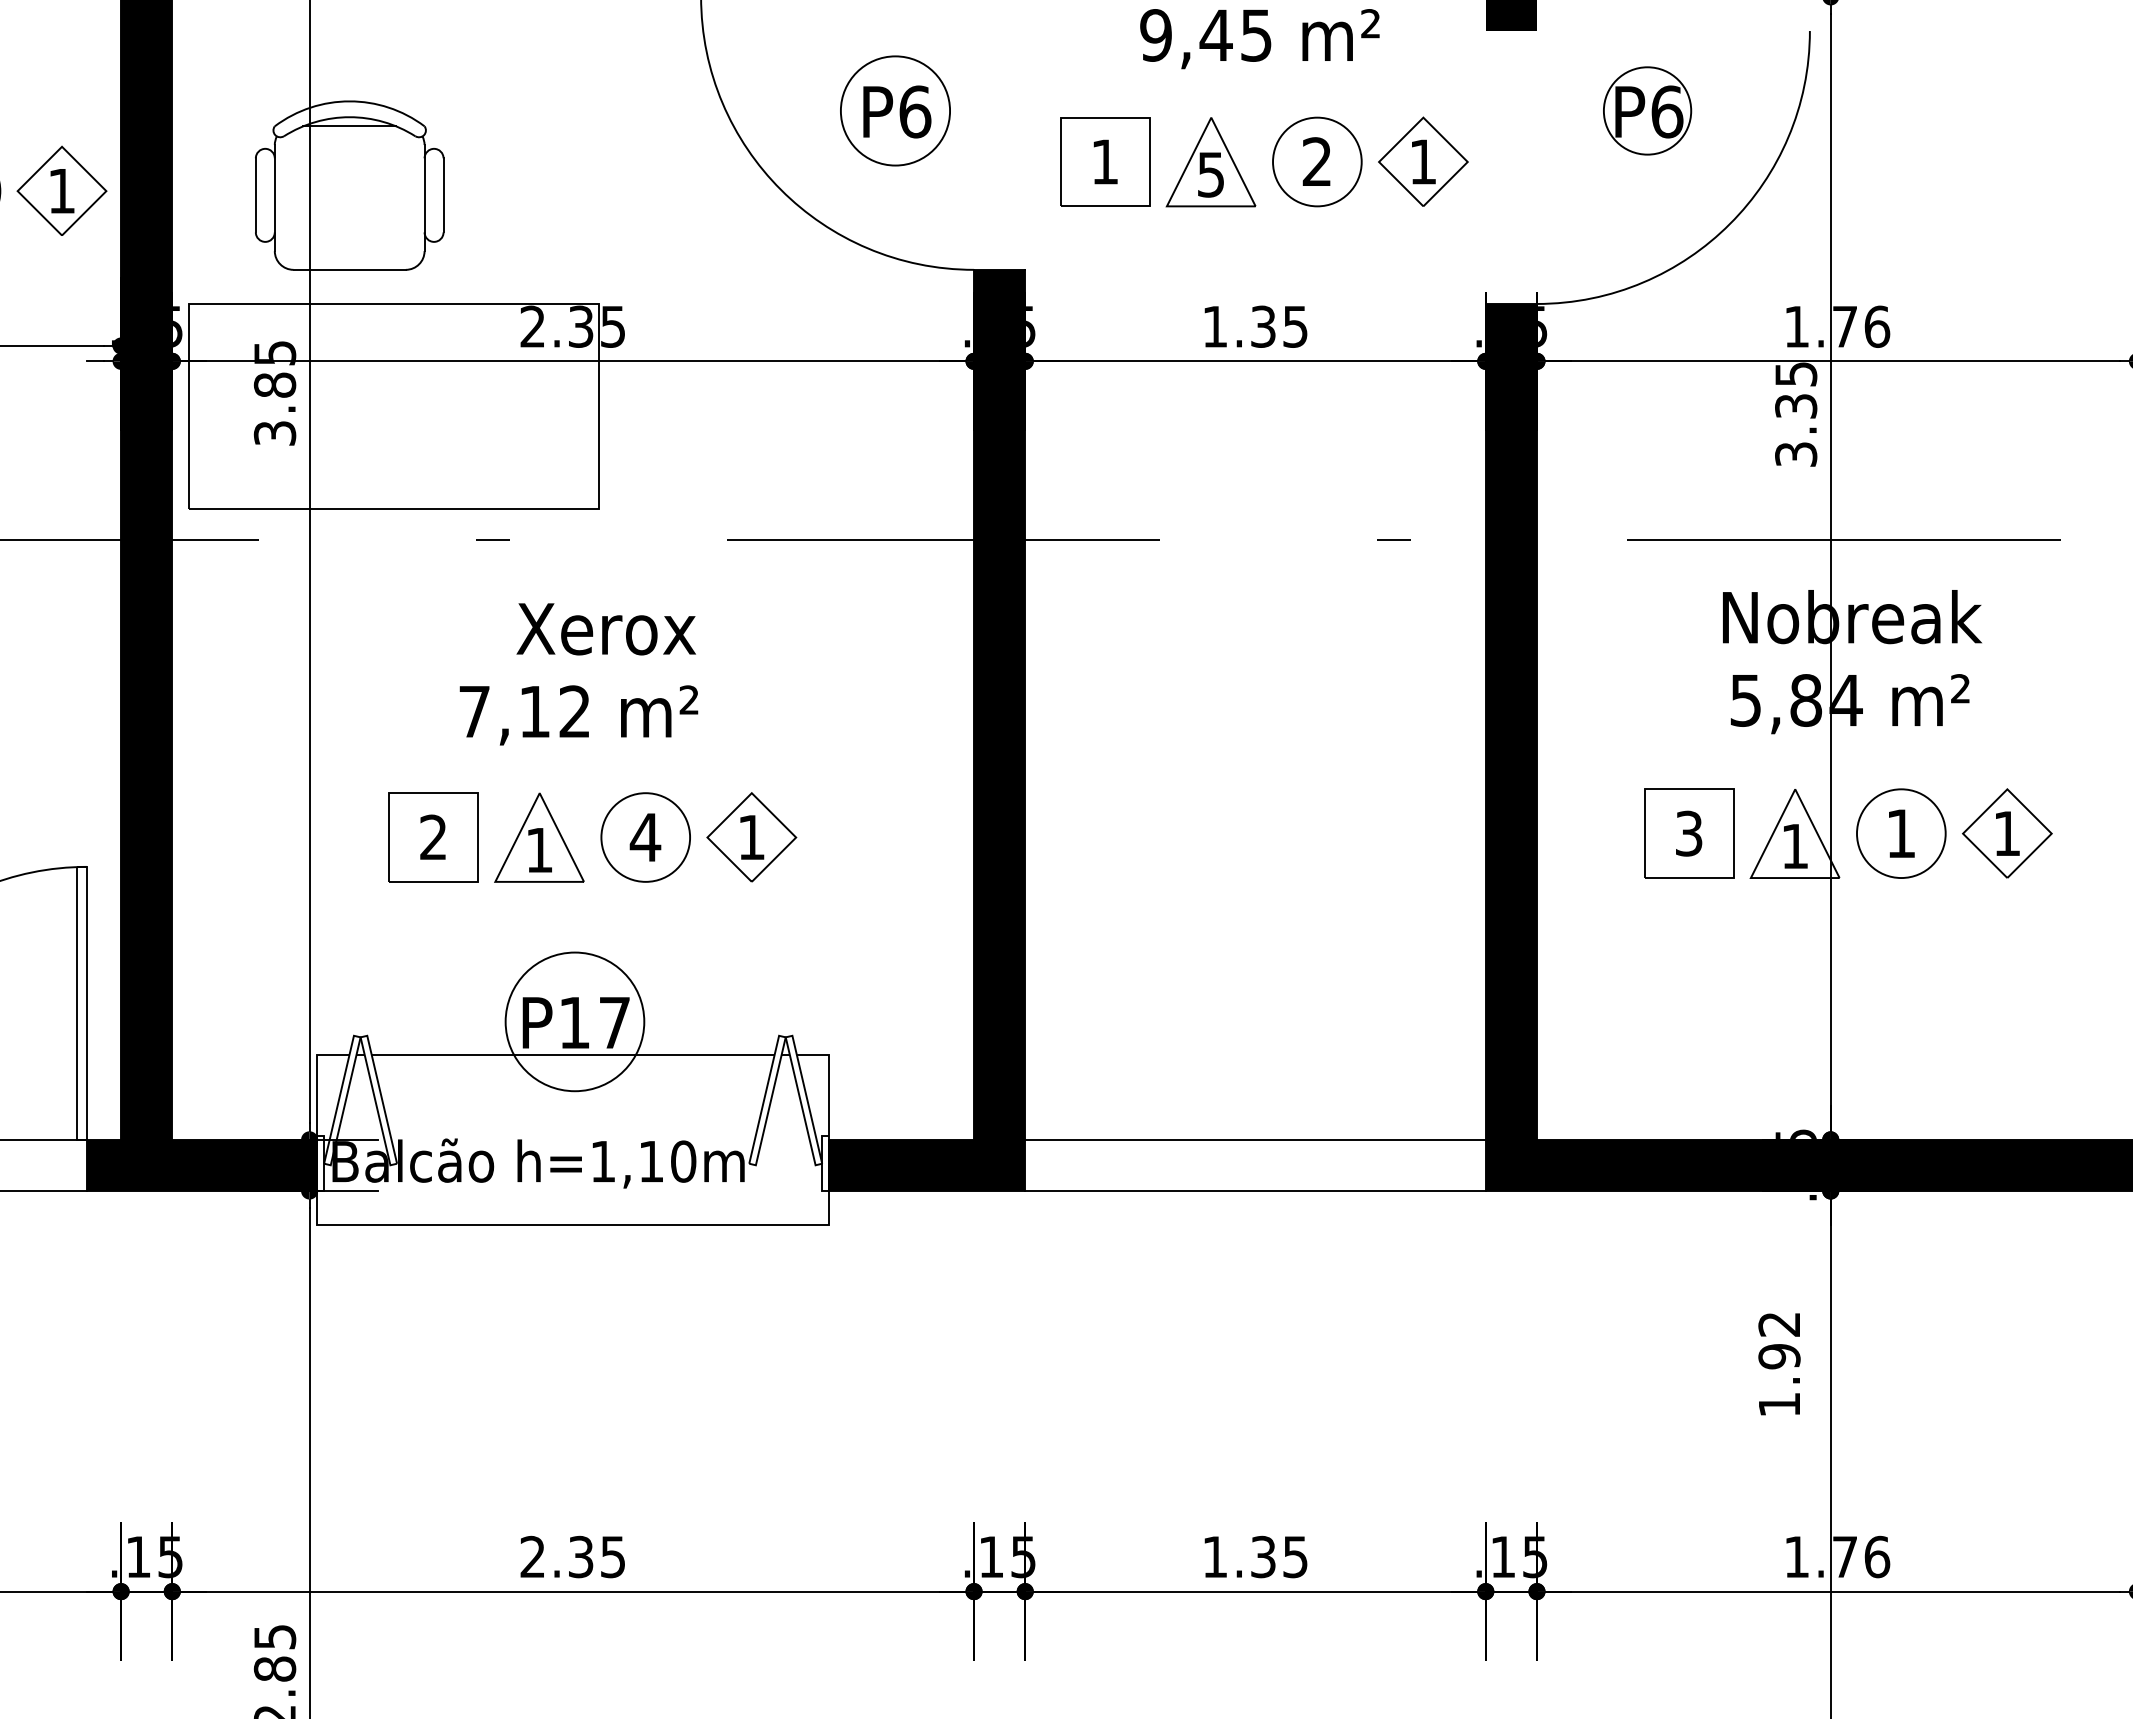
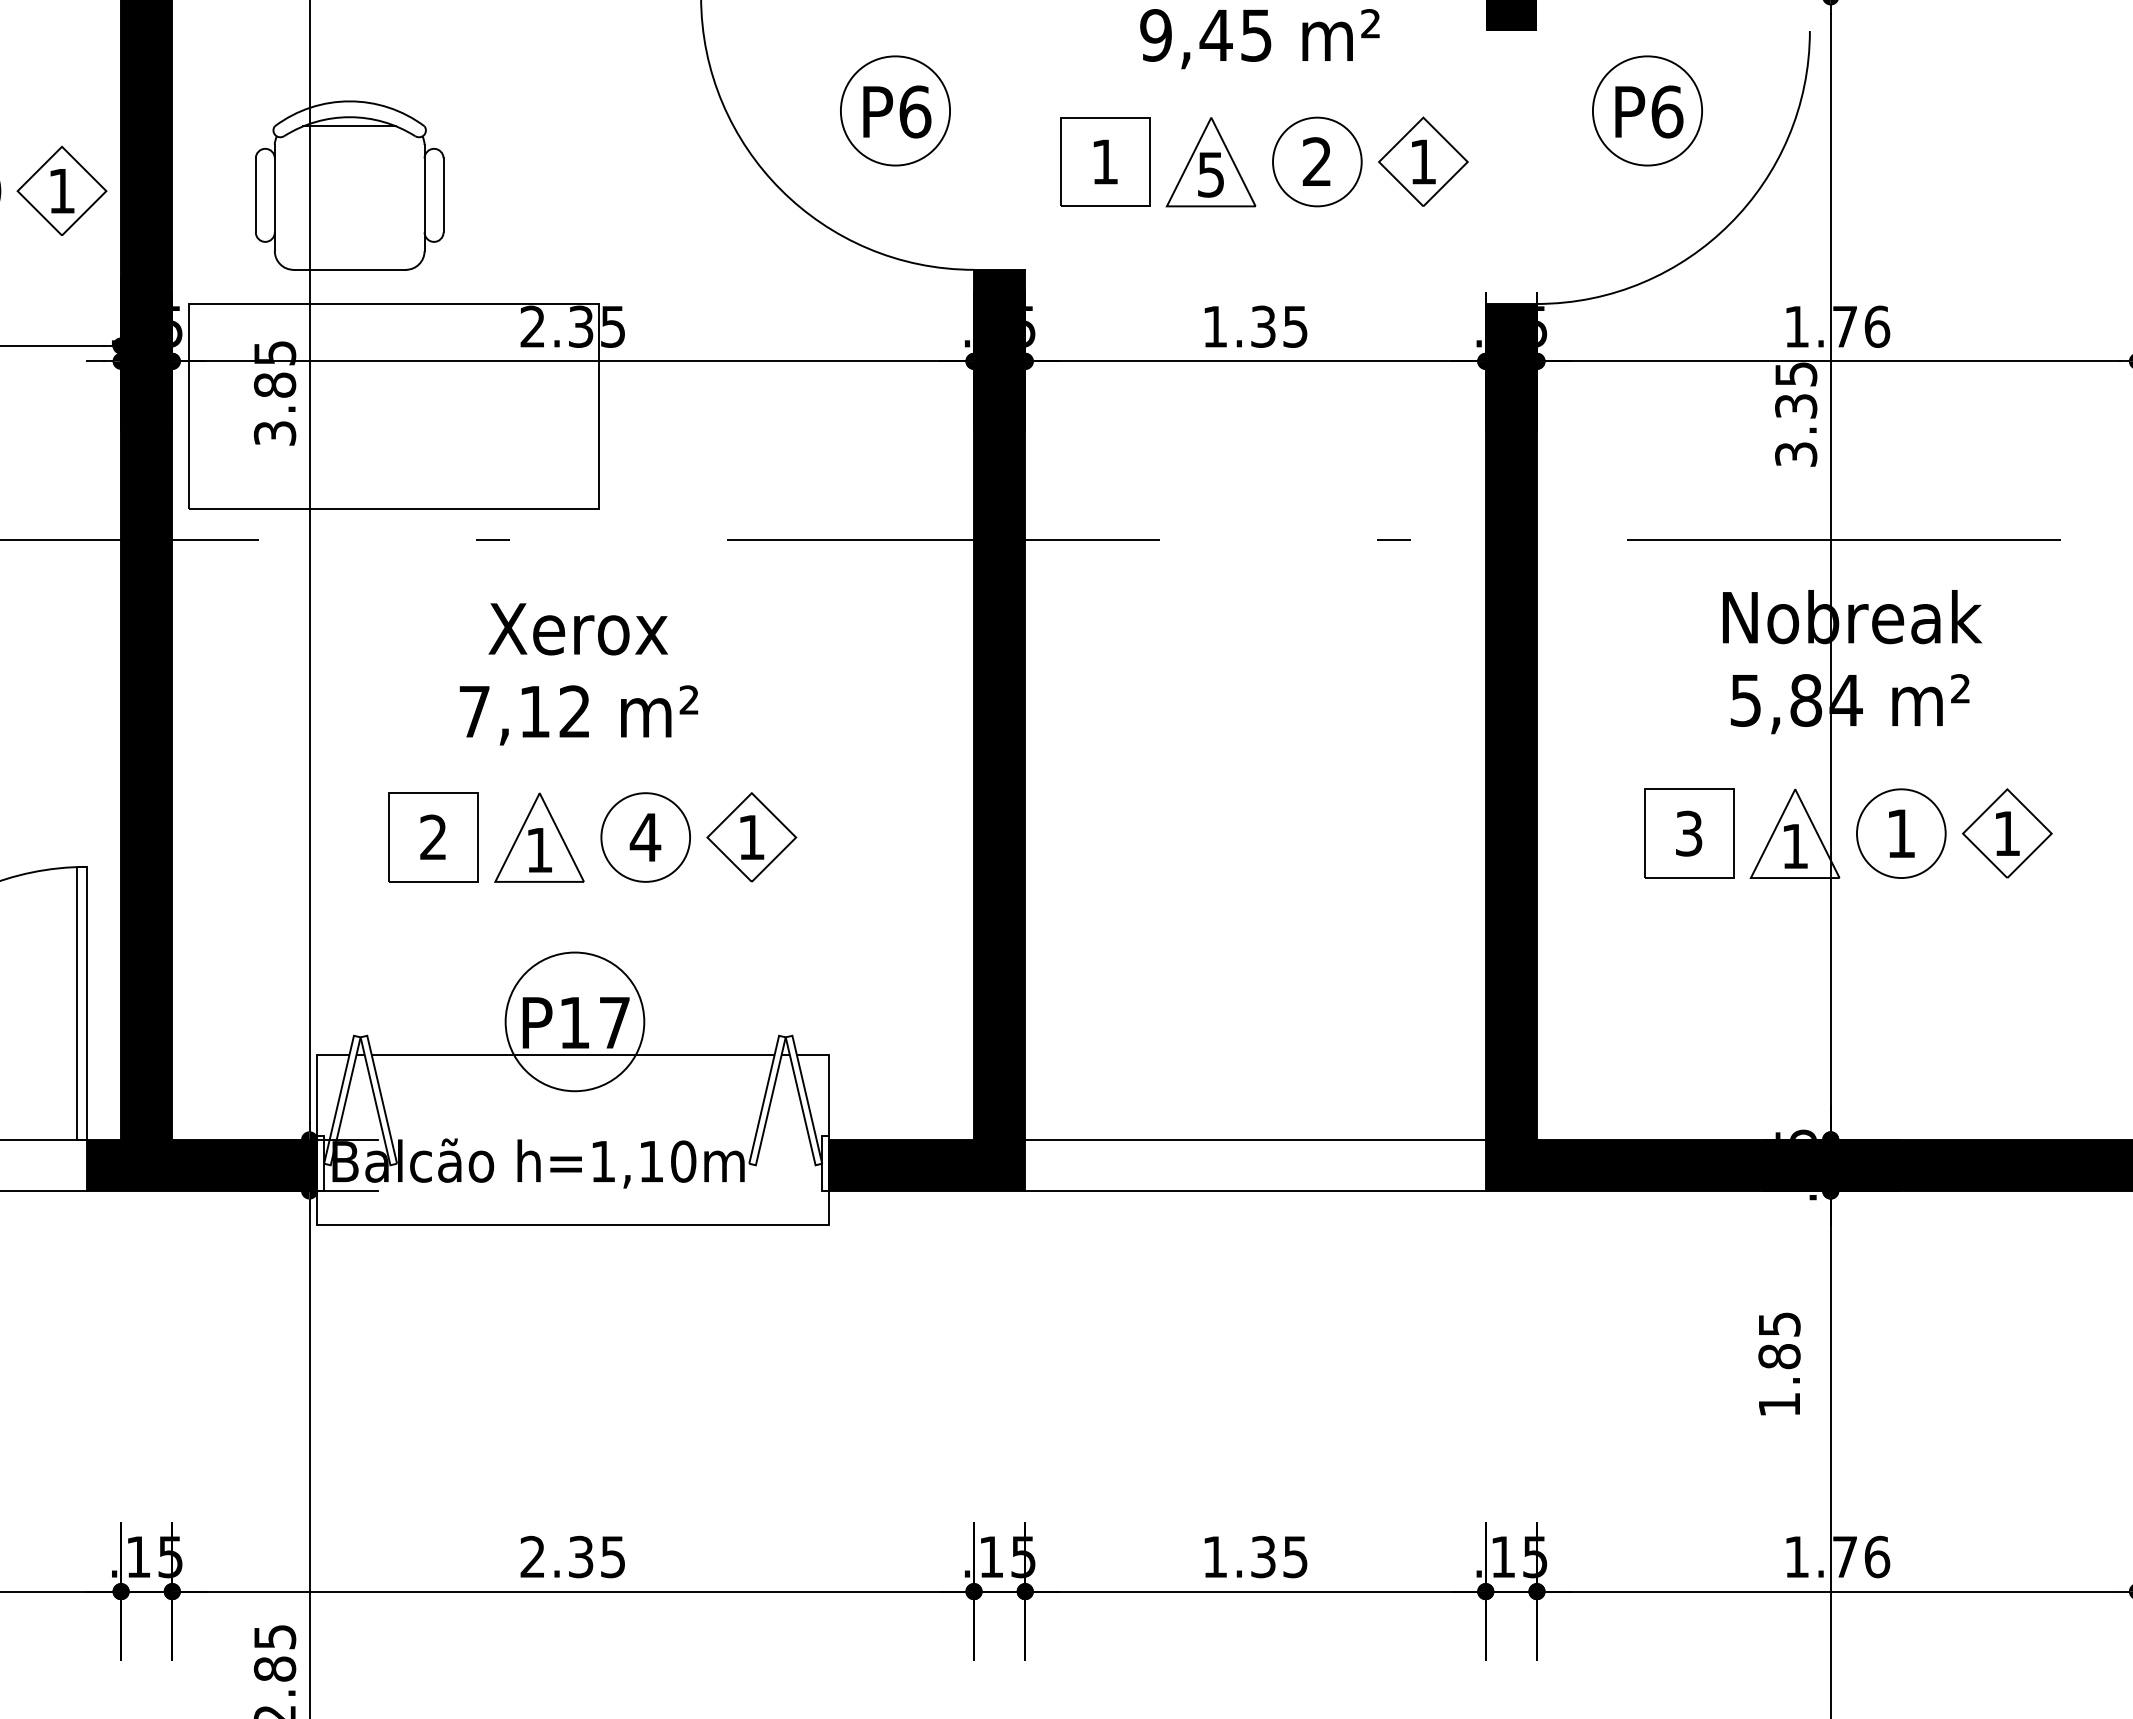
circle diameter: 87 px -> 109 px (1647, 110)
text position: (605, 629) -> (577, 629) (577, 629)
text: 1.92 -> 1.85 (1779, 1340)
